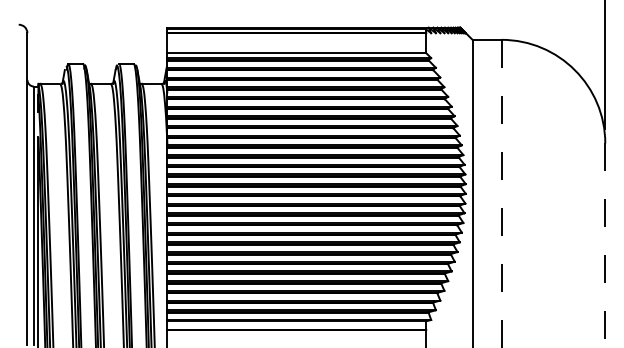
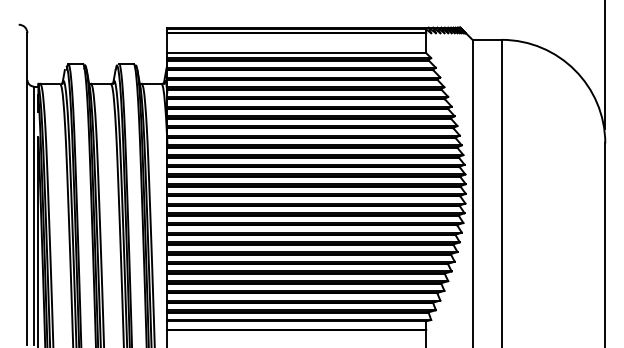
line: dashed -> solid (501, 193)
line: dashed -> solid (605, 245)
